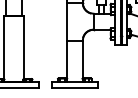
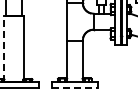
line: solid -> dashed (3, 49)
line: solid -> dashed (75, 87)
